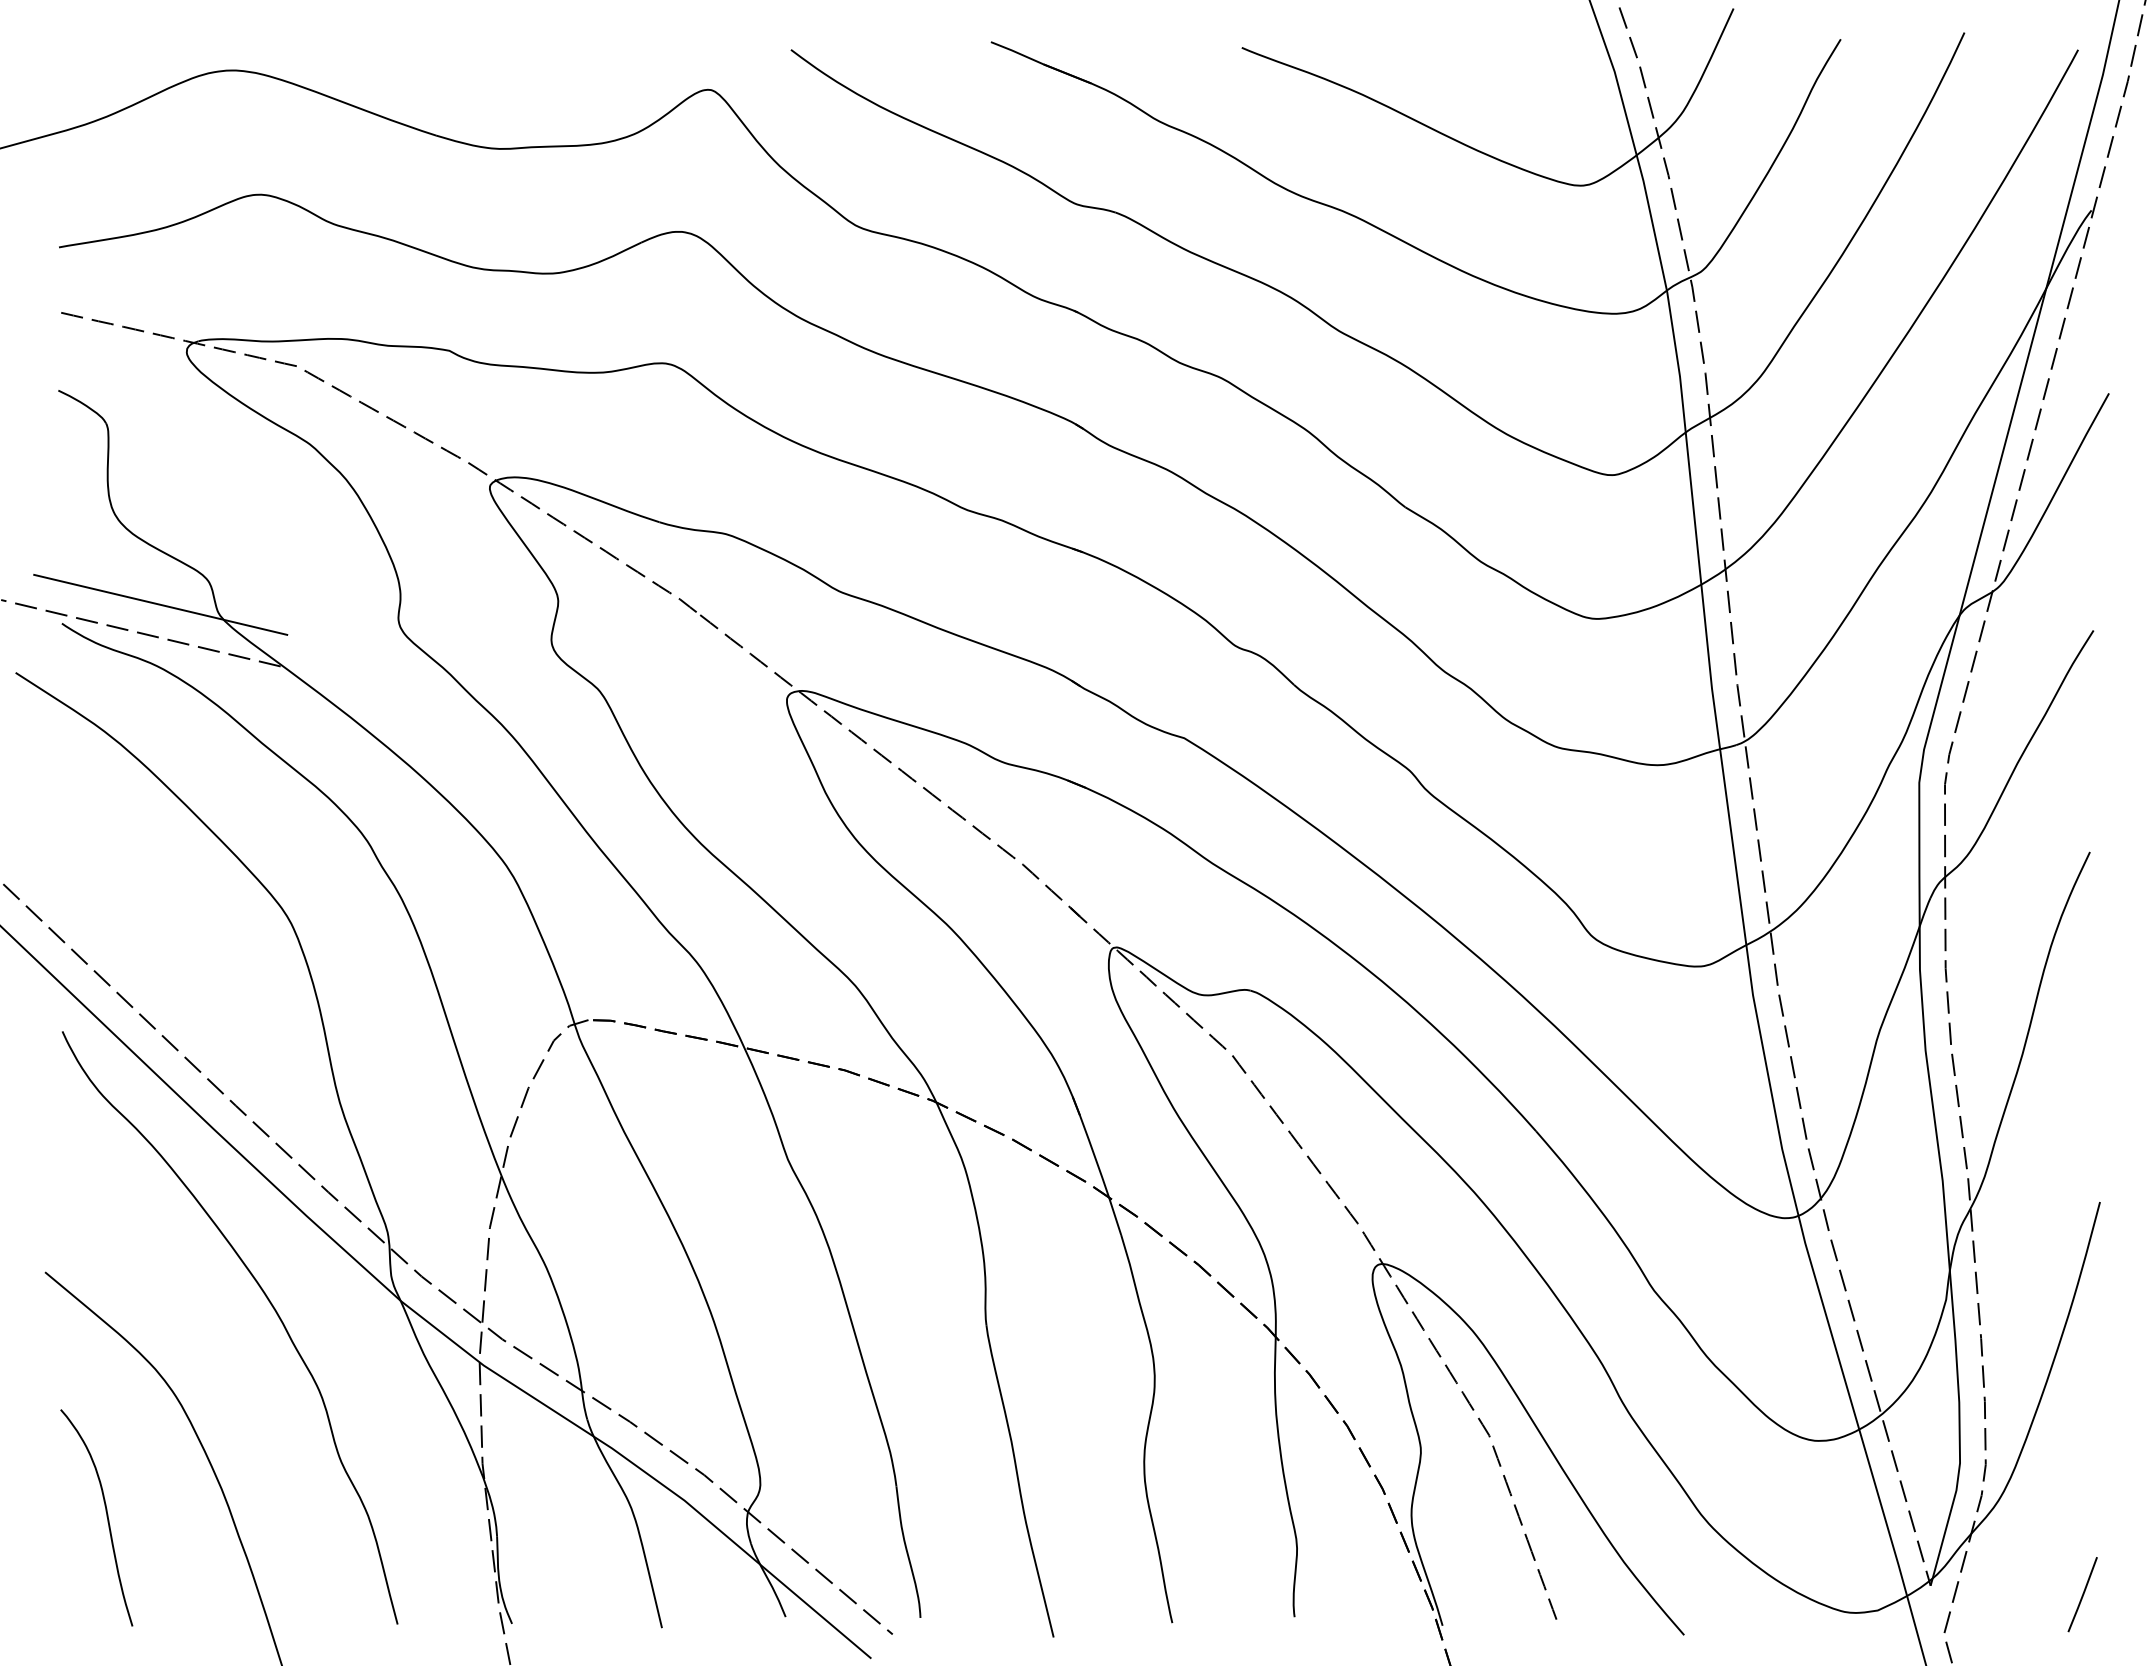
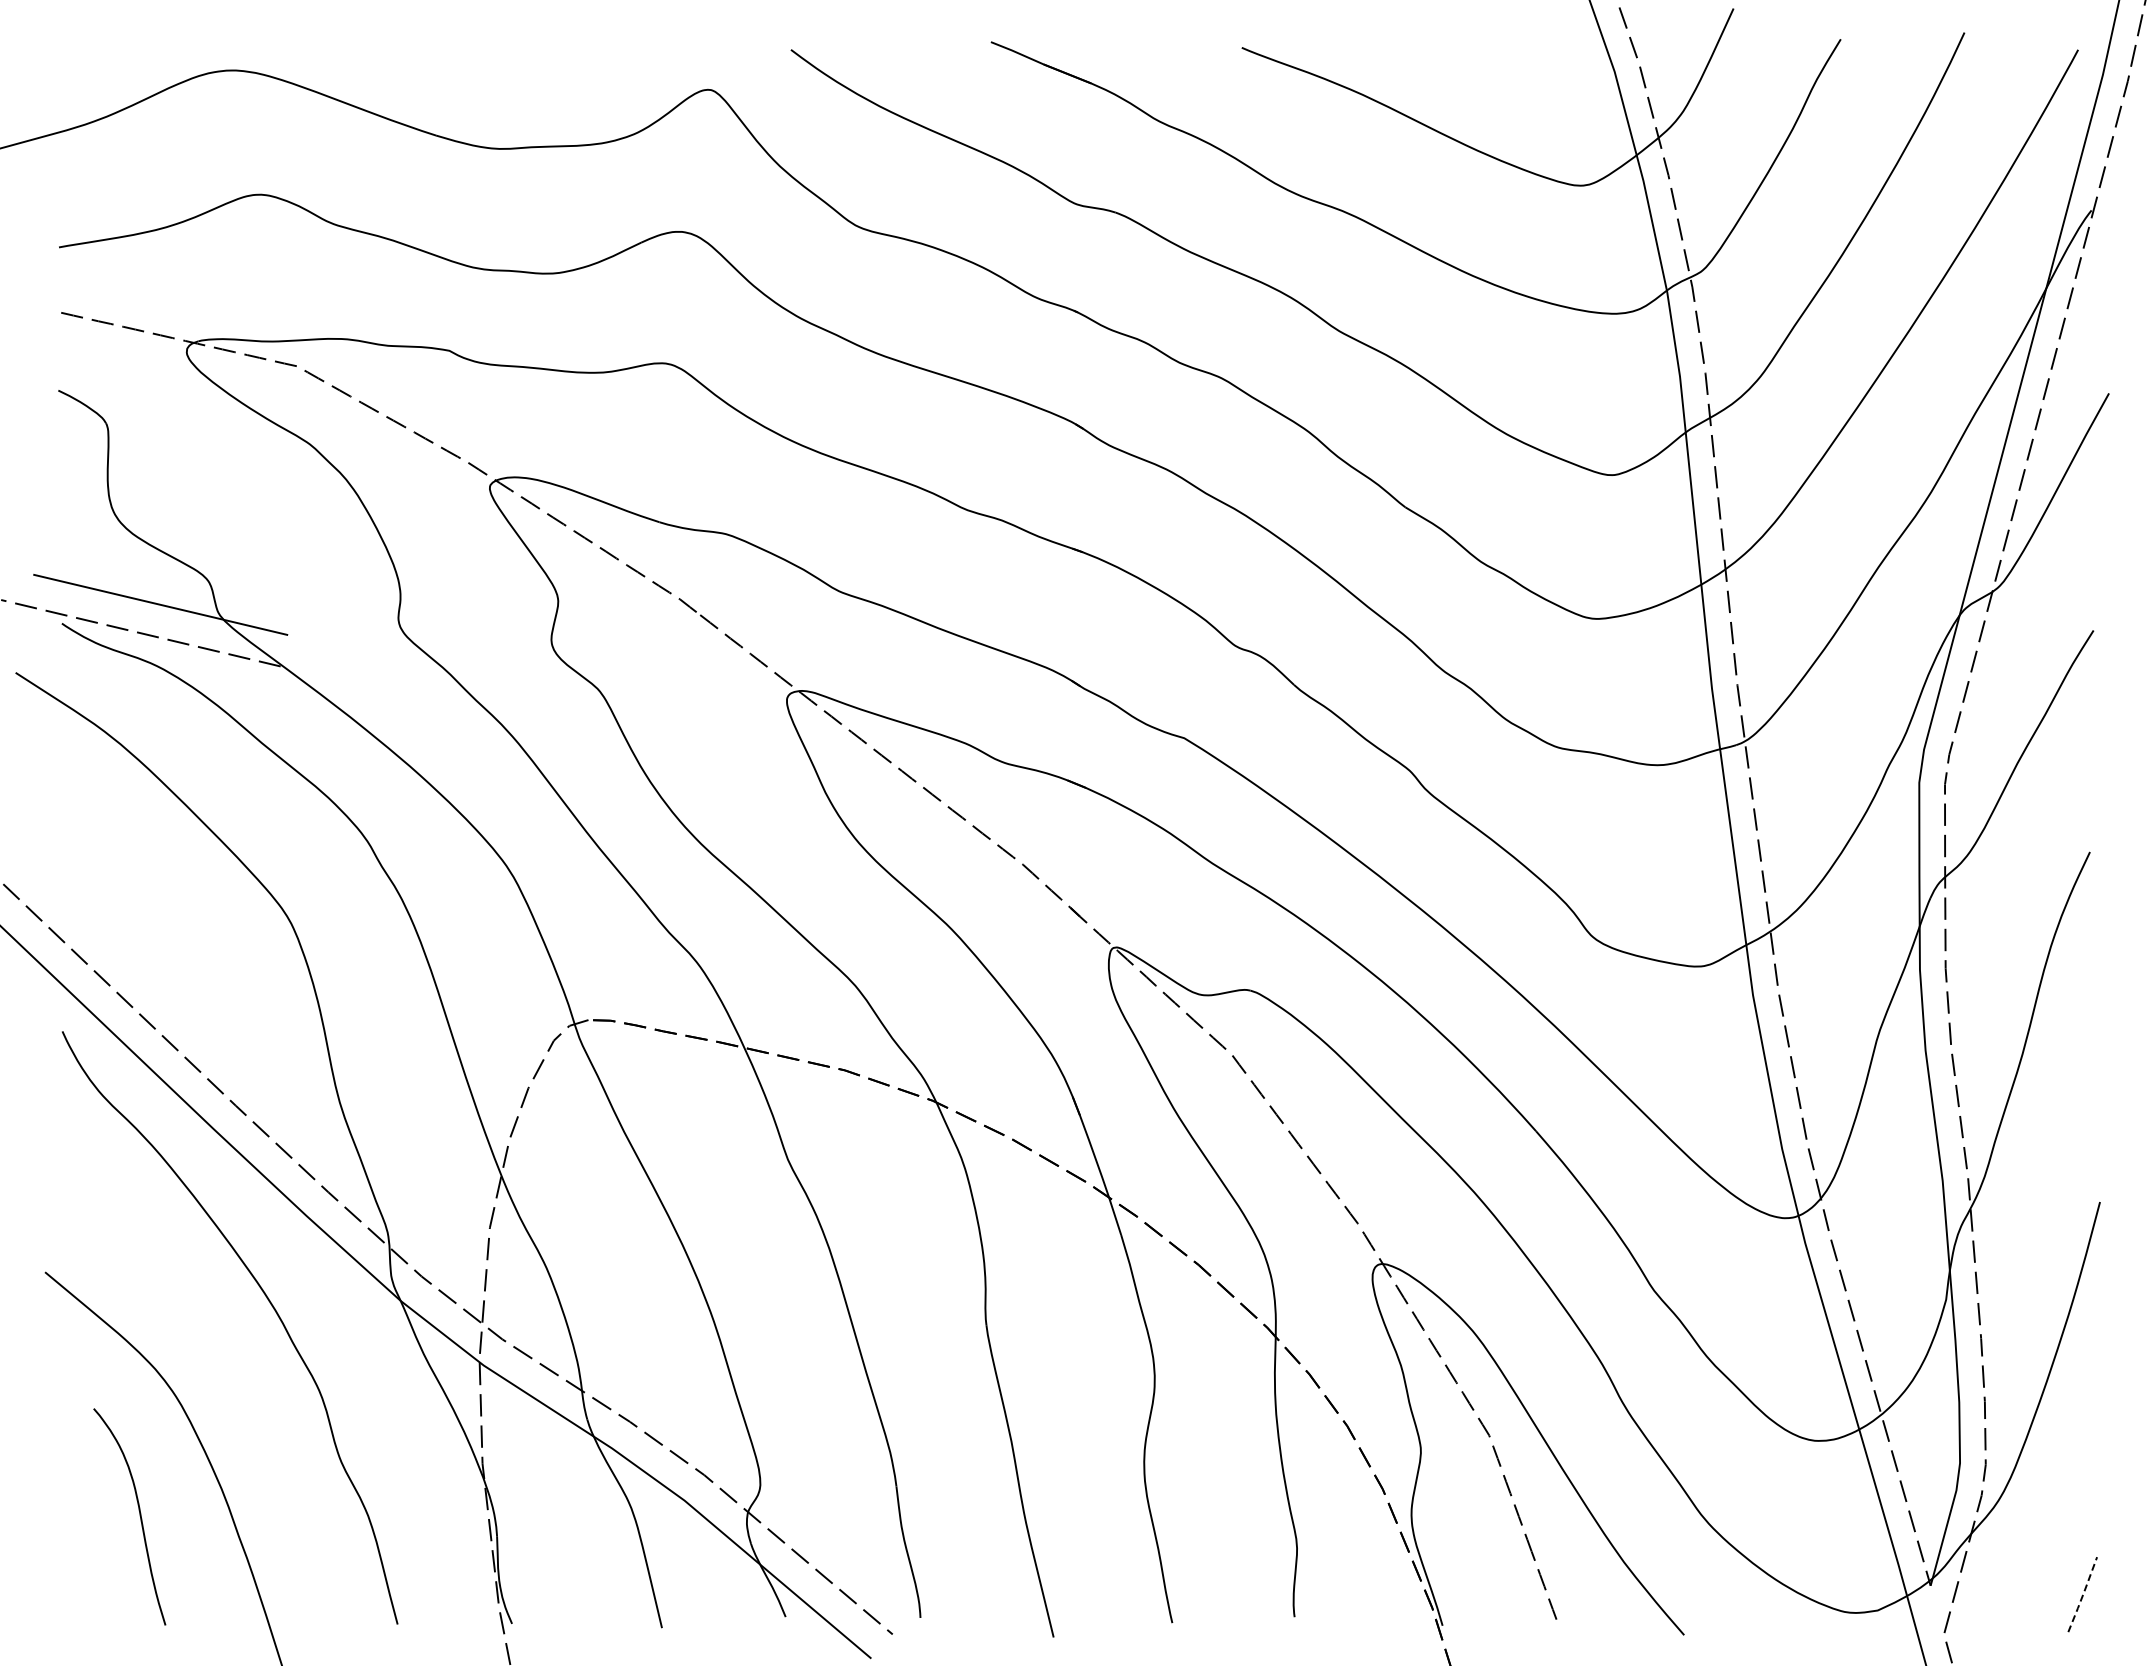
curve position: (106, 1517) -> (139, 1516) (139, 1516)
line: solid -> dashed (2083, 1594)
